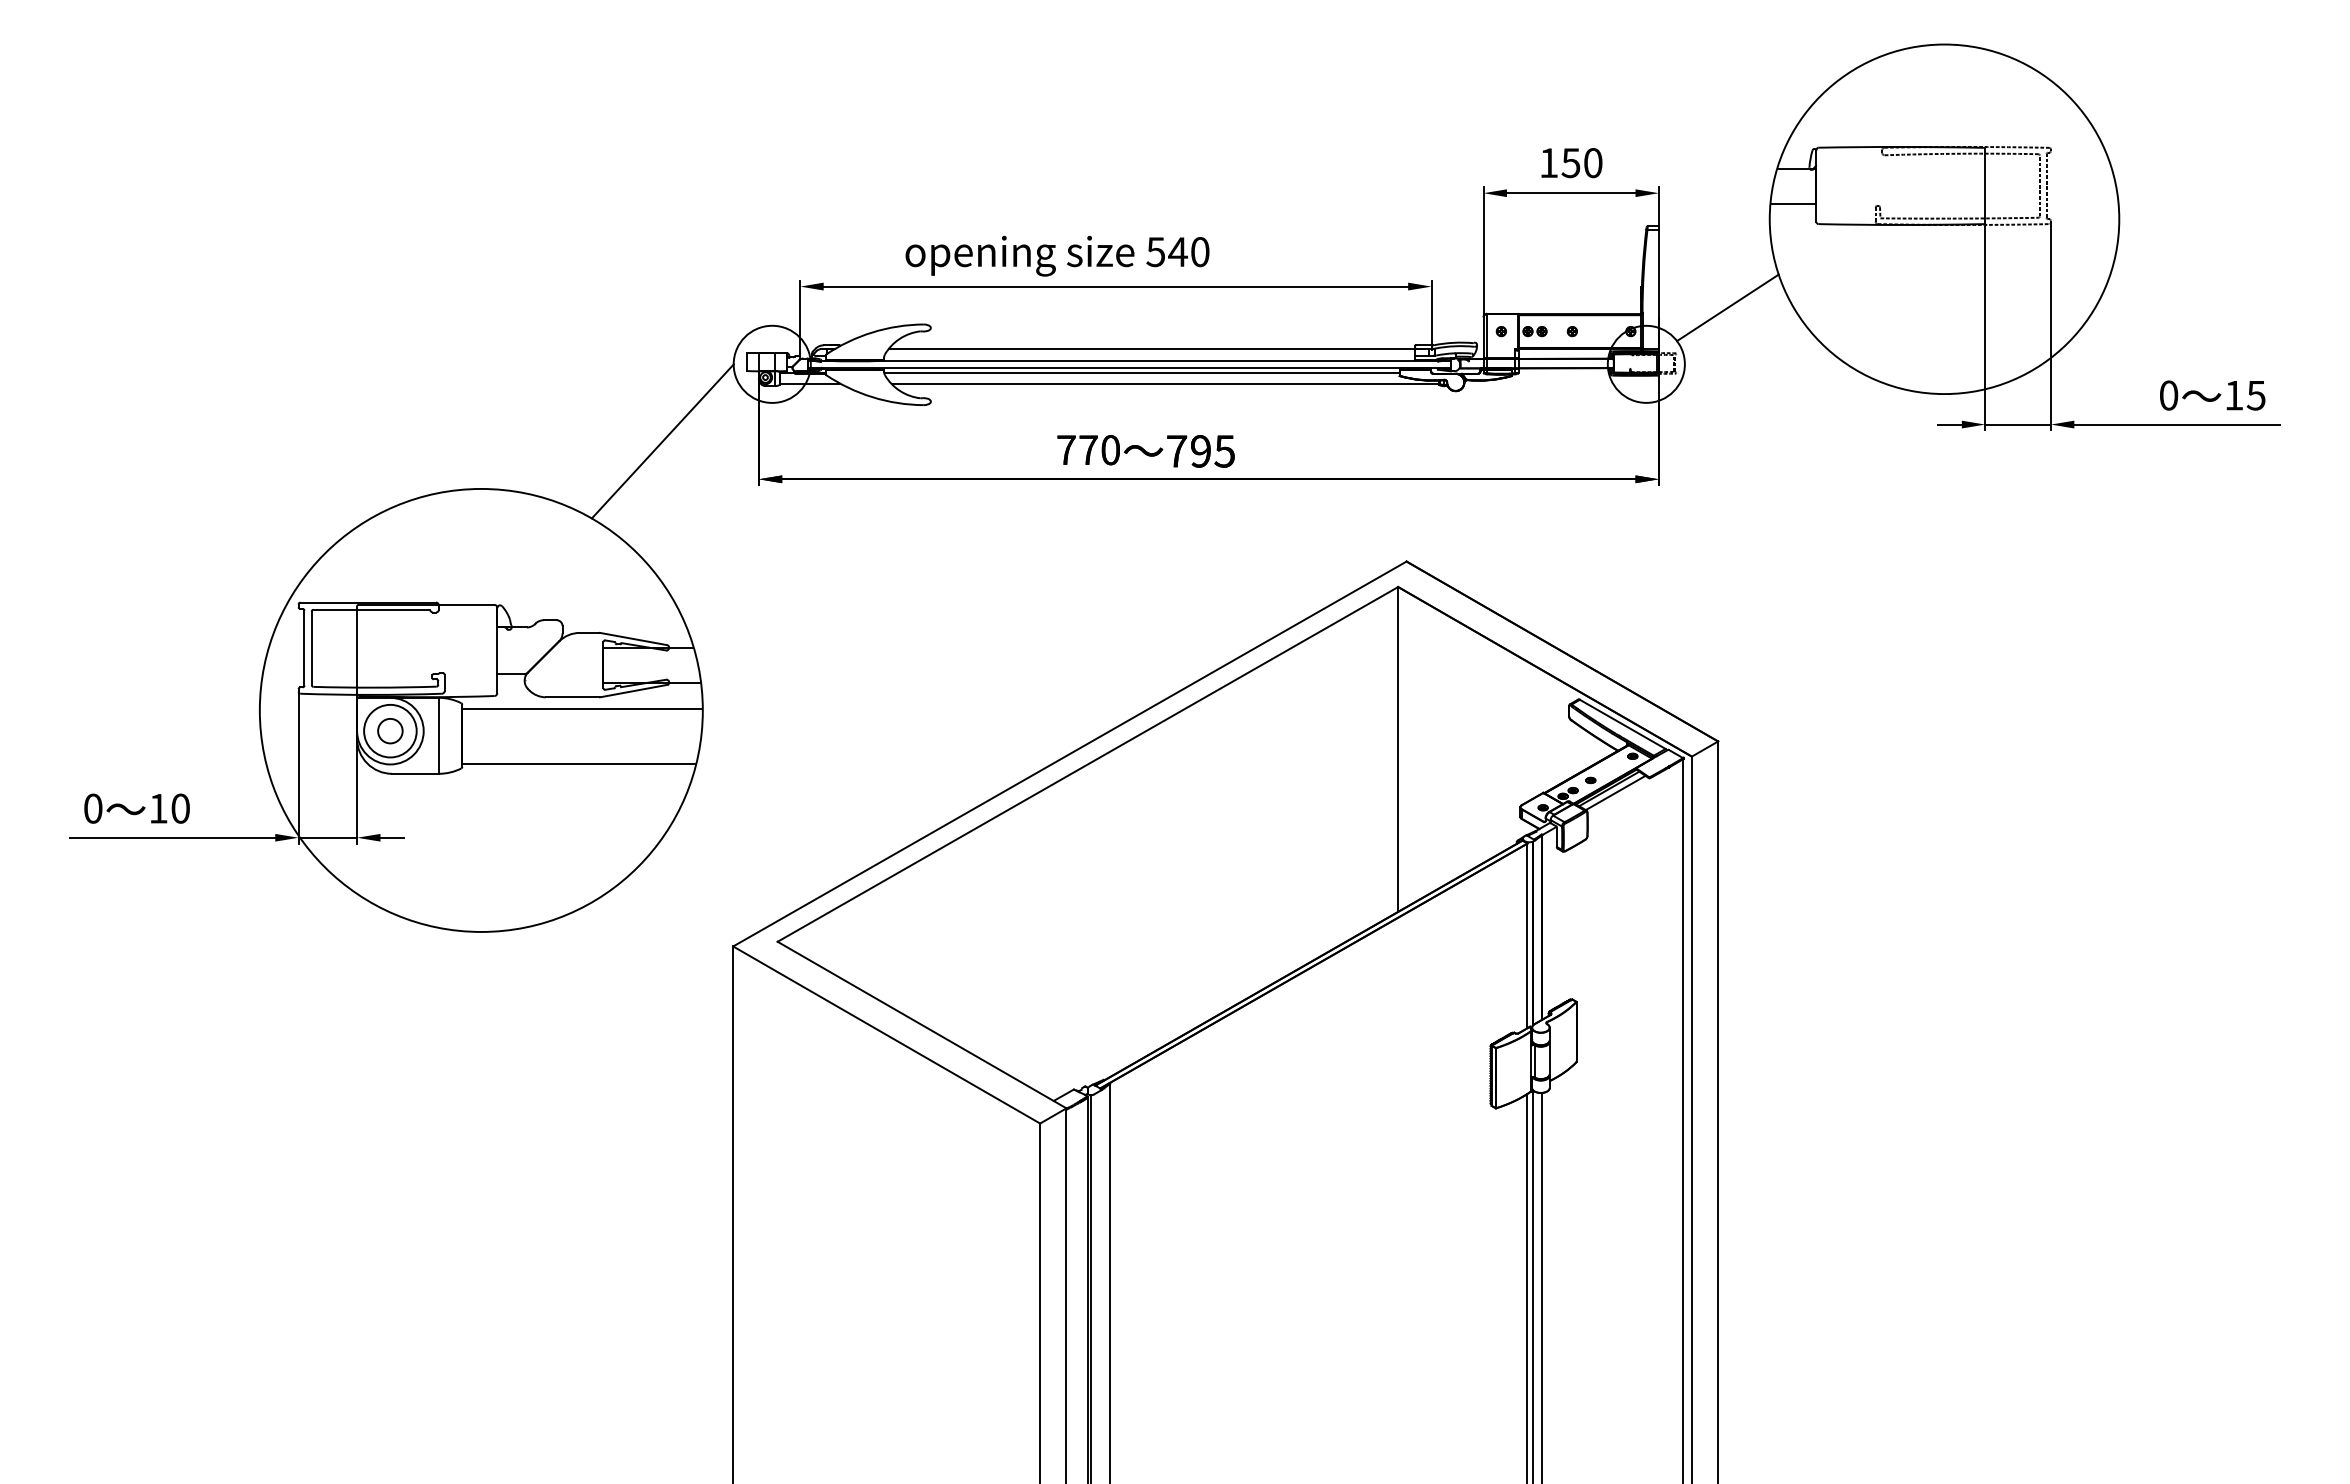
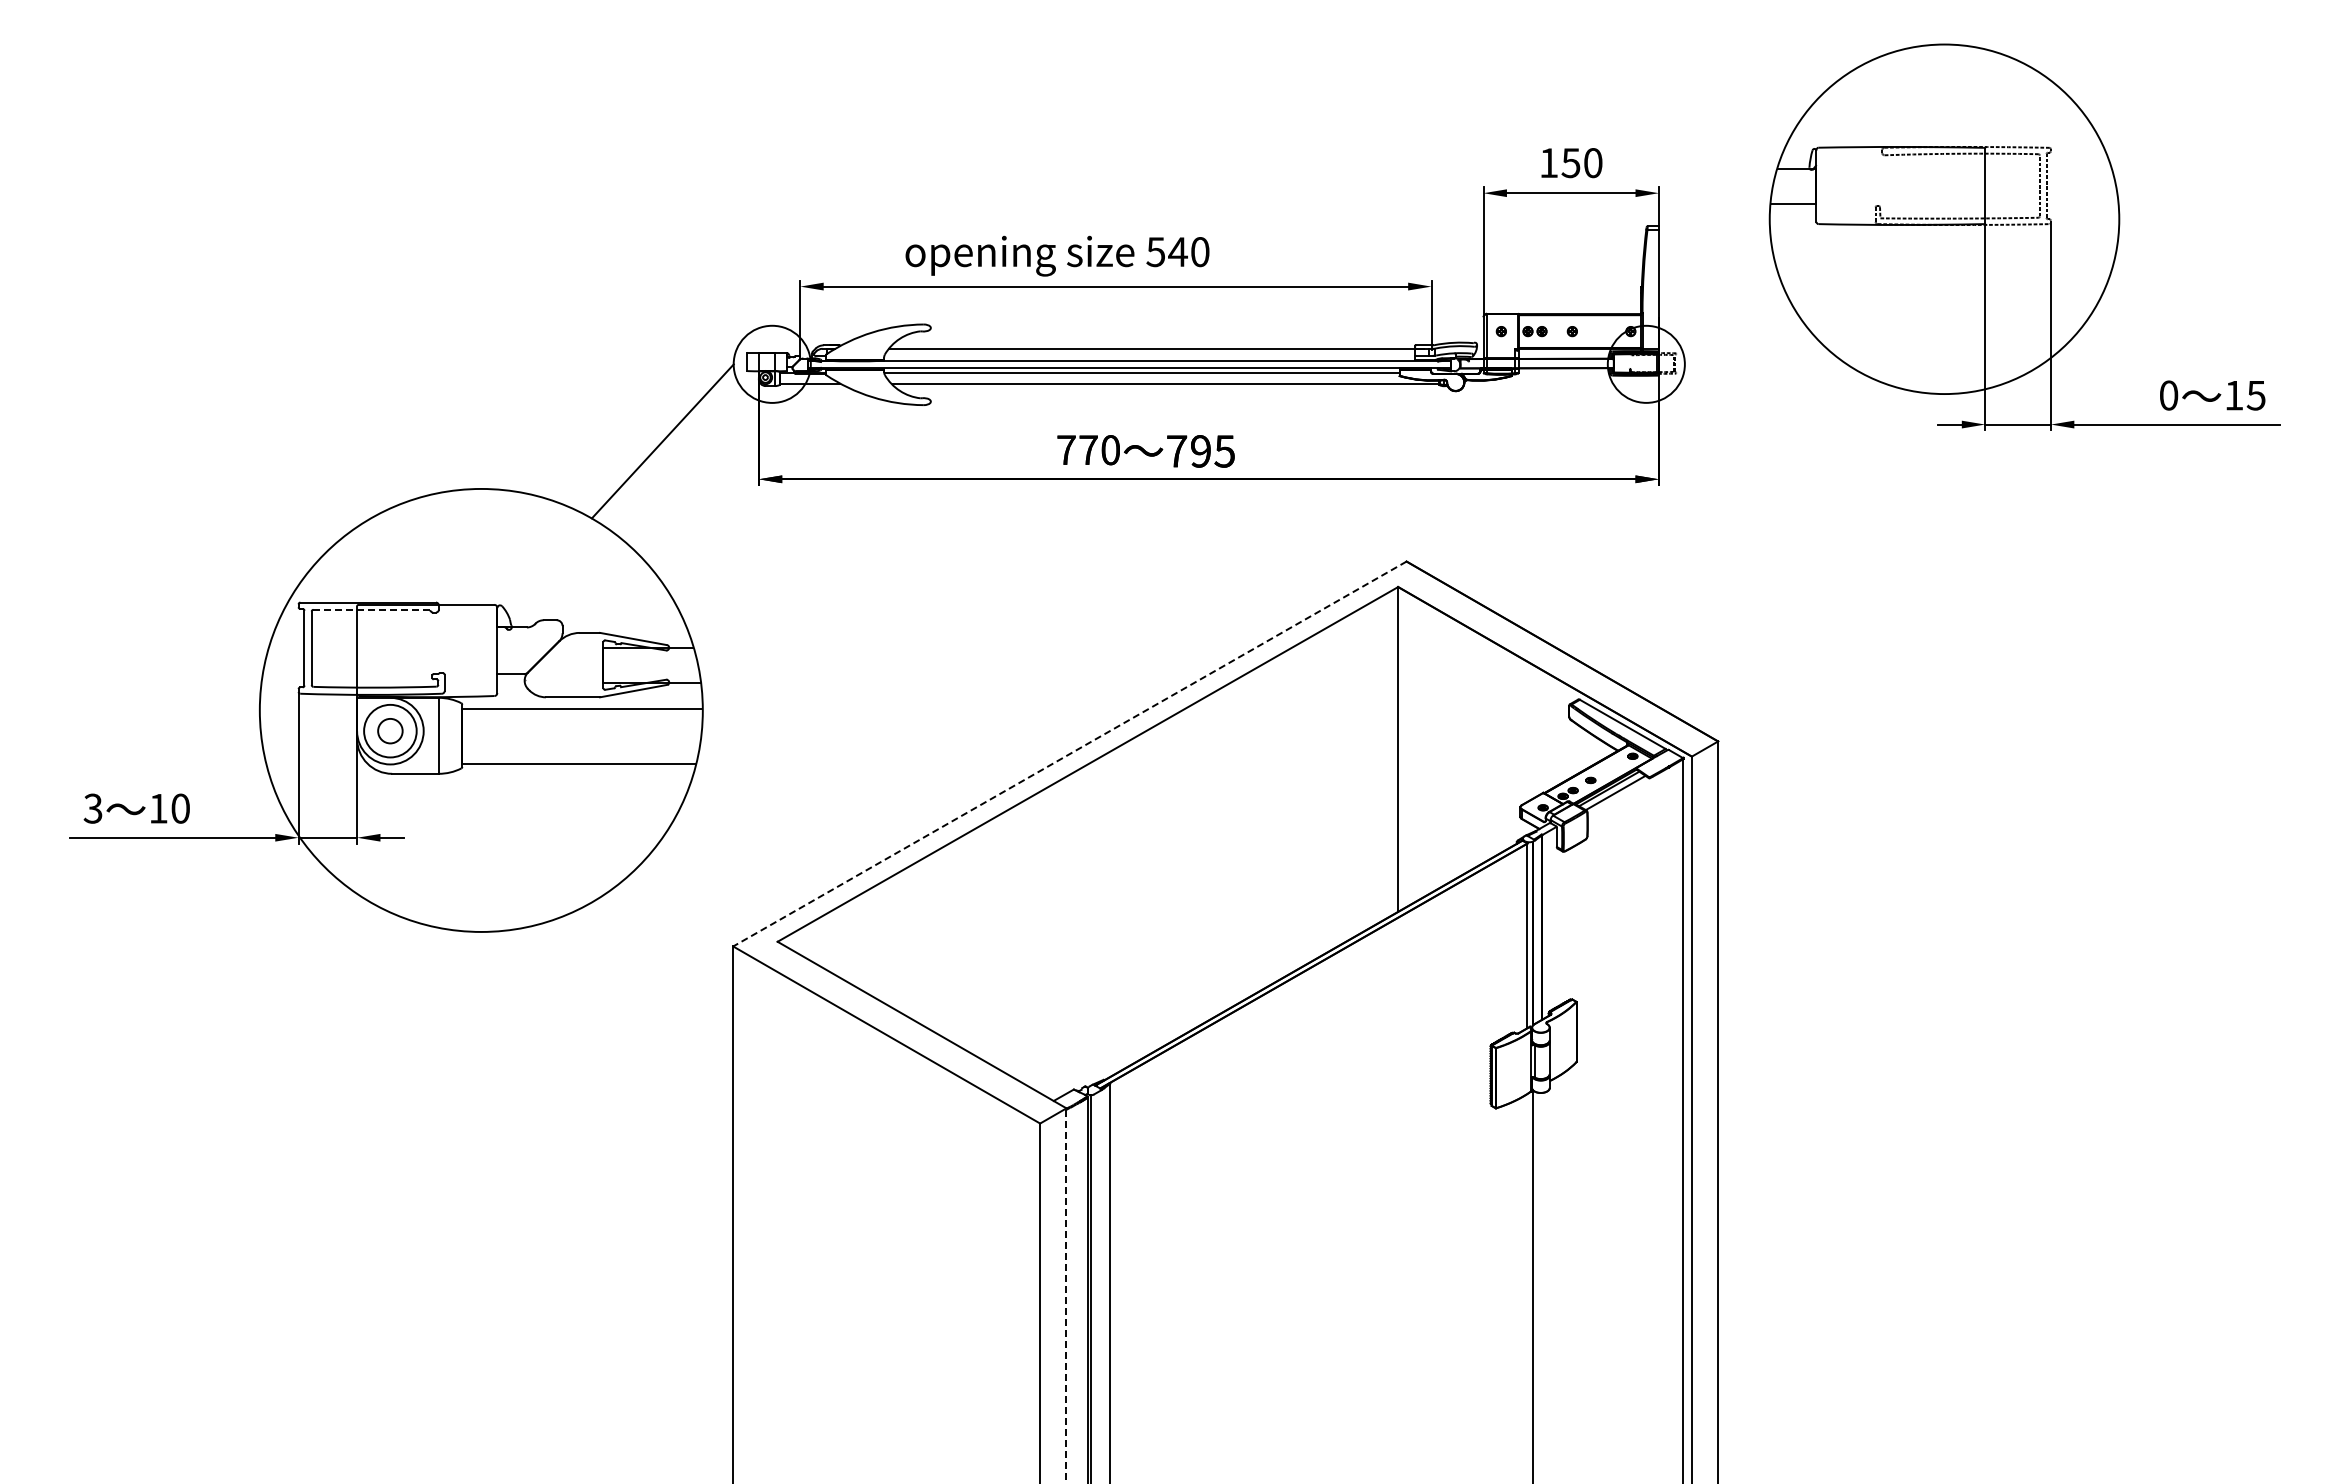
line: present -> none (1727, 307)
line: solid -> dashed (372, 609)
line: solid -> dashed (1069, 754)
text: 0 -> 3 (92, 808)
line: present -> none (1527, 1286)
line: present -> none (1542, 1286)
line: solid -> dashed (1066, 1295)
